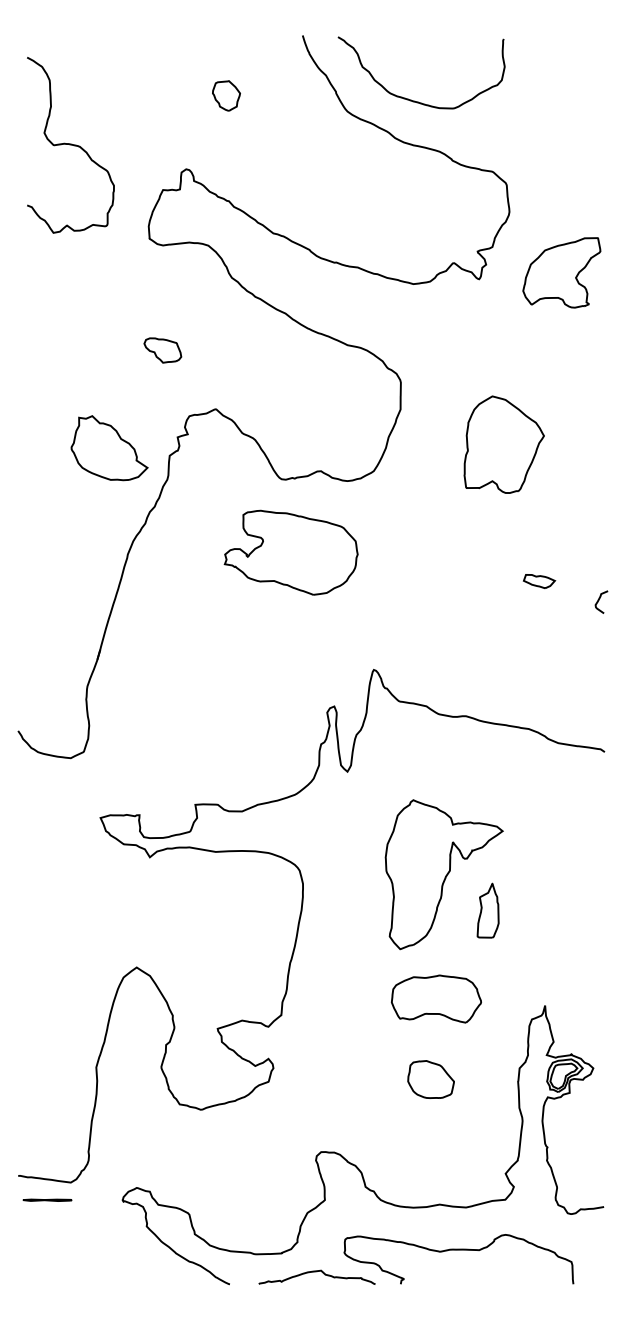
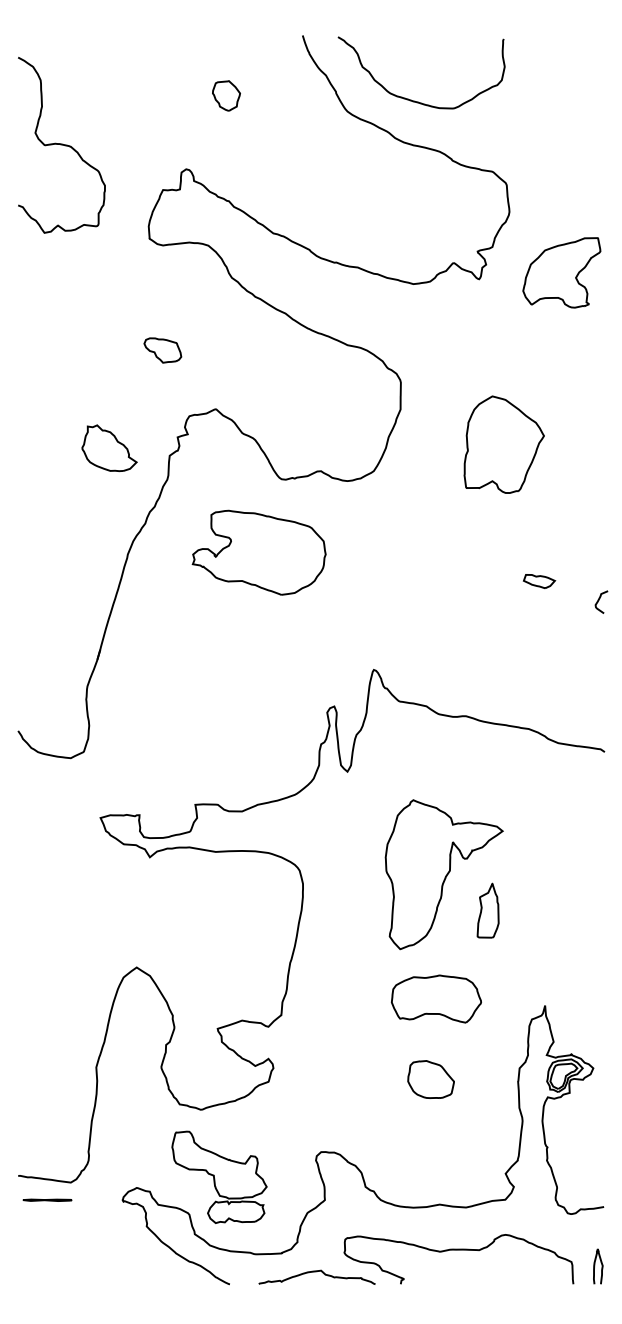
curve position: (70, 145) -> (61, 145) (61, 145)
part size: 79x67 px -> 57x49 px (109, 448)
part position: (290, 552) -> (258, 552) (258, 552)
part: none -> present (219, 1176)
curve: none -> present (595, 1266)
